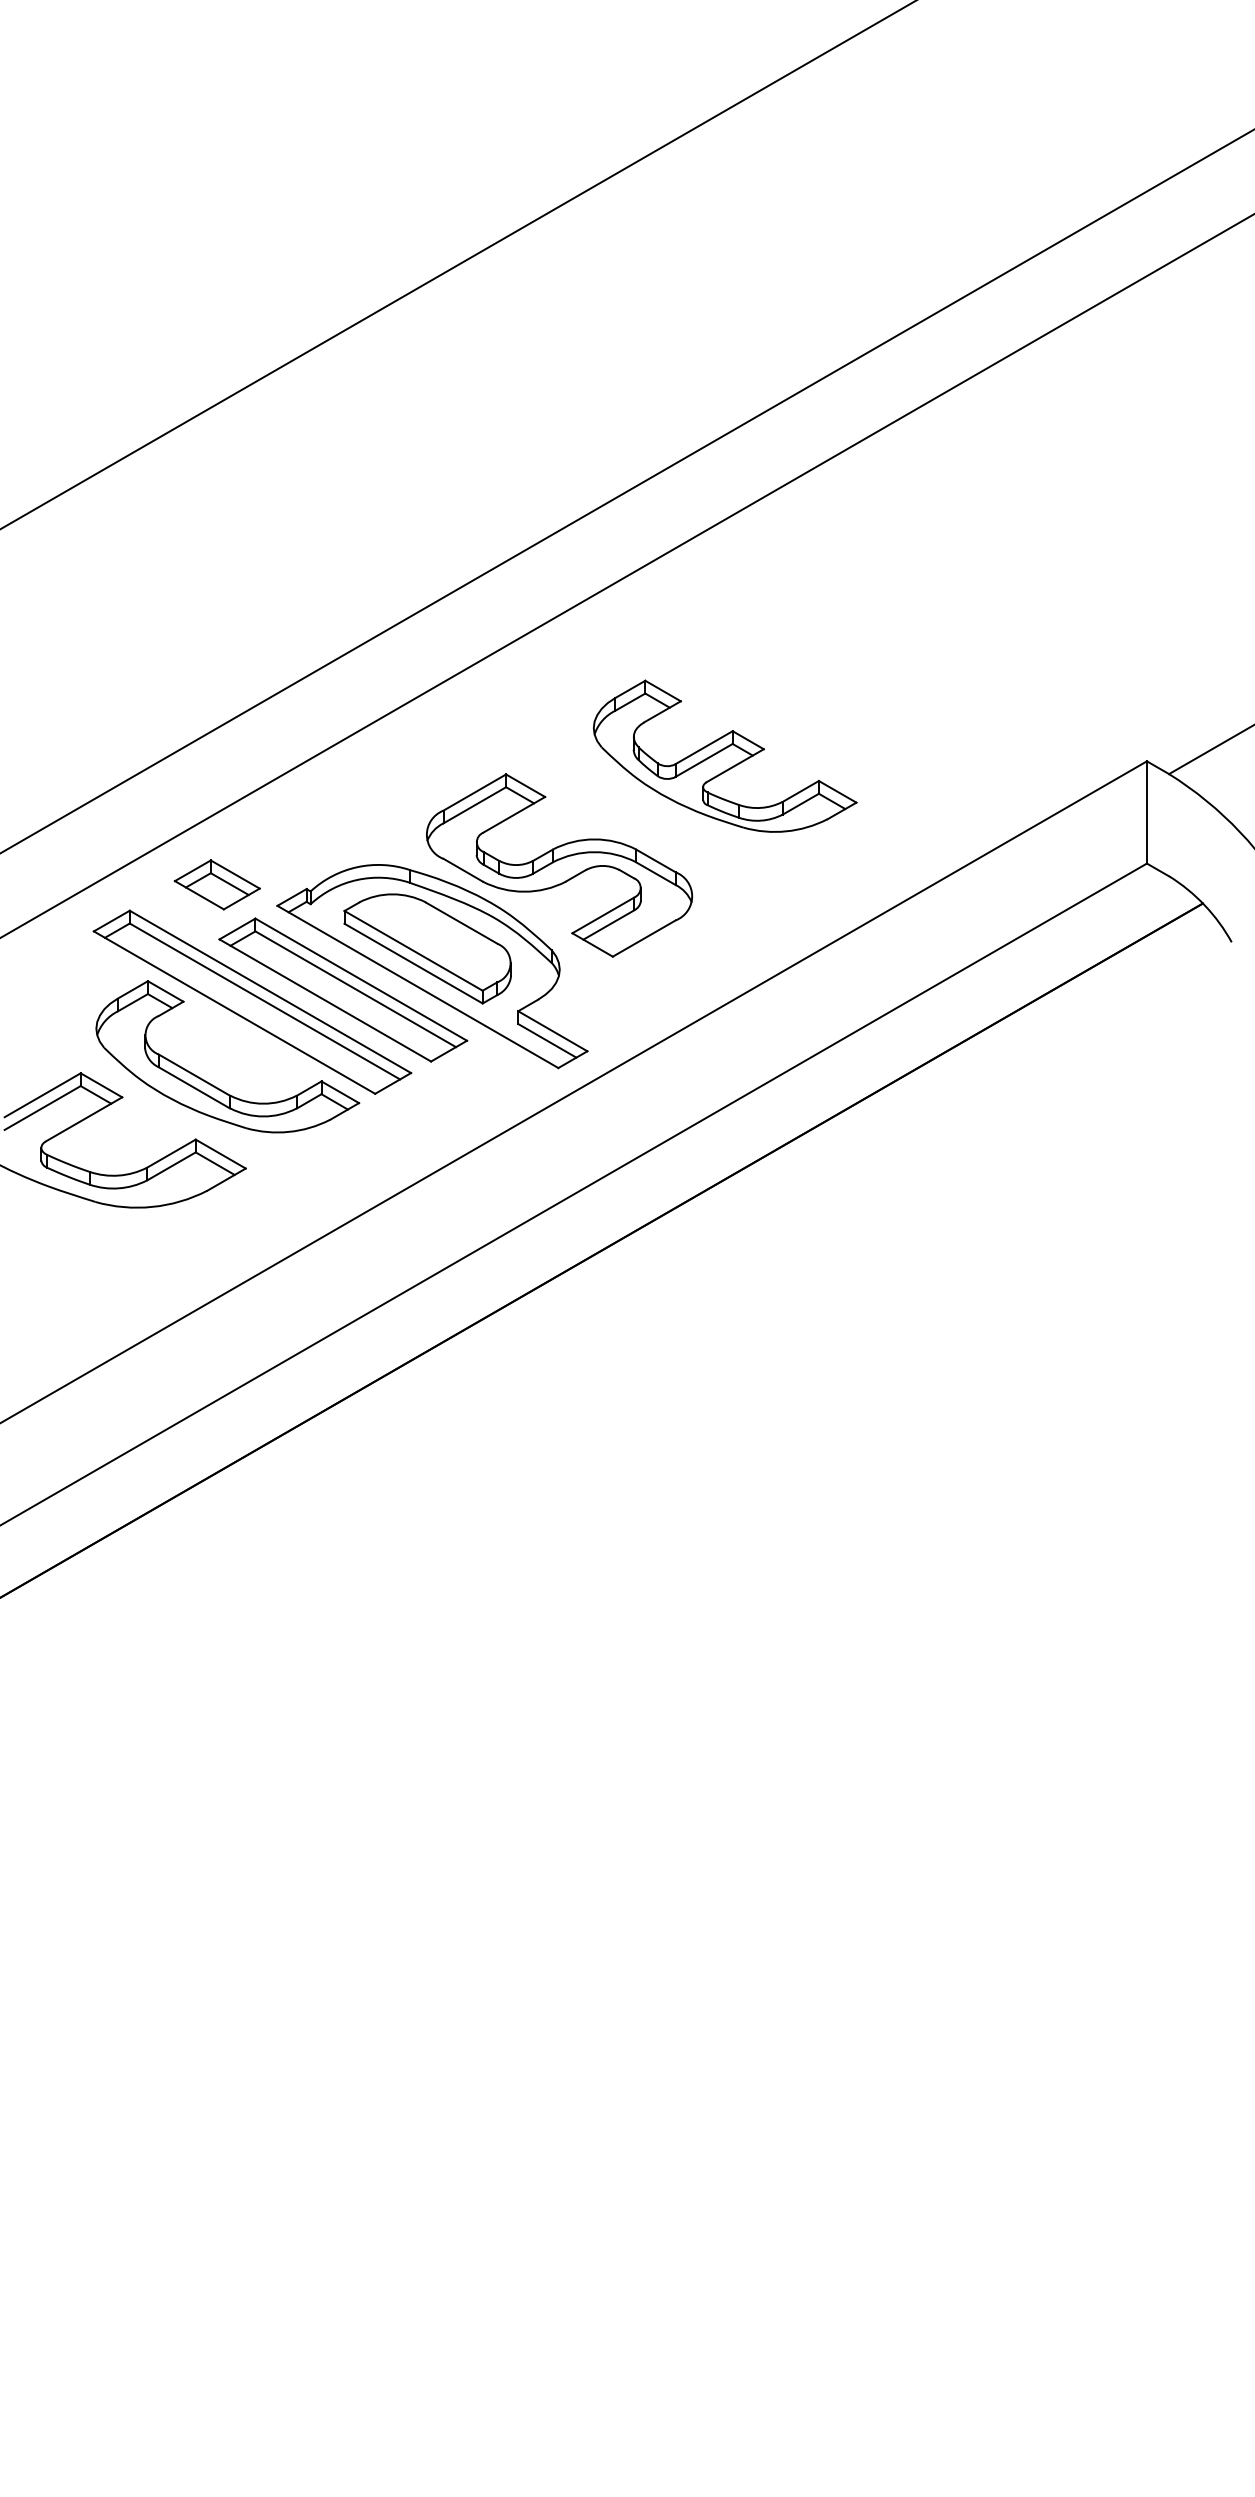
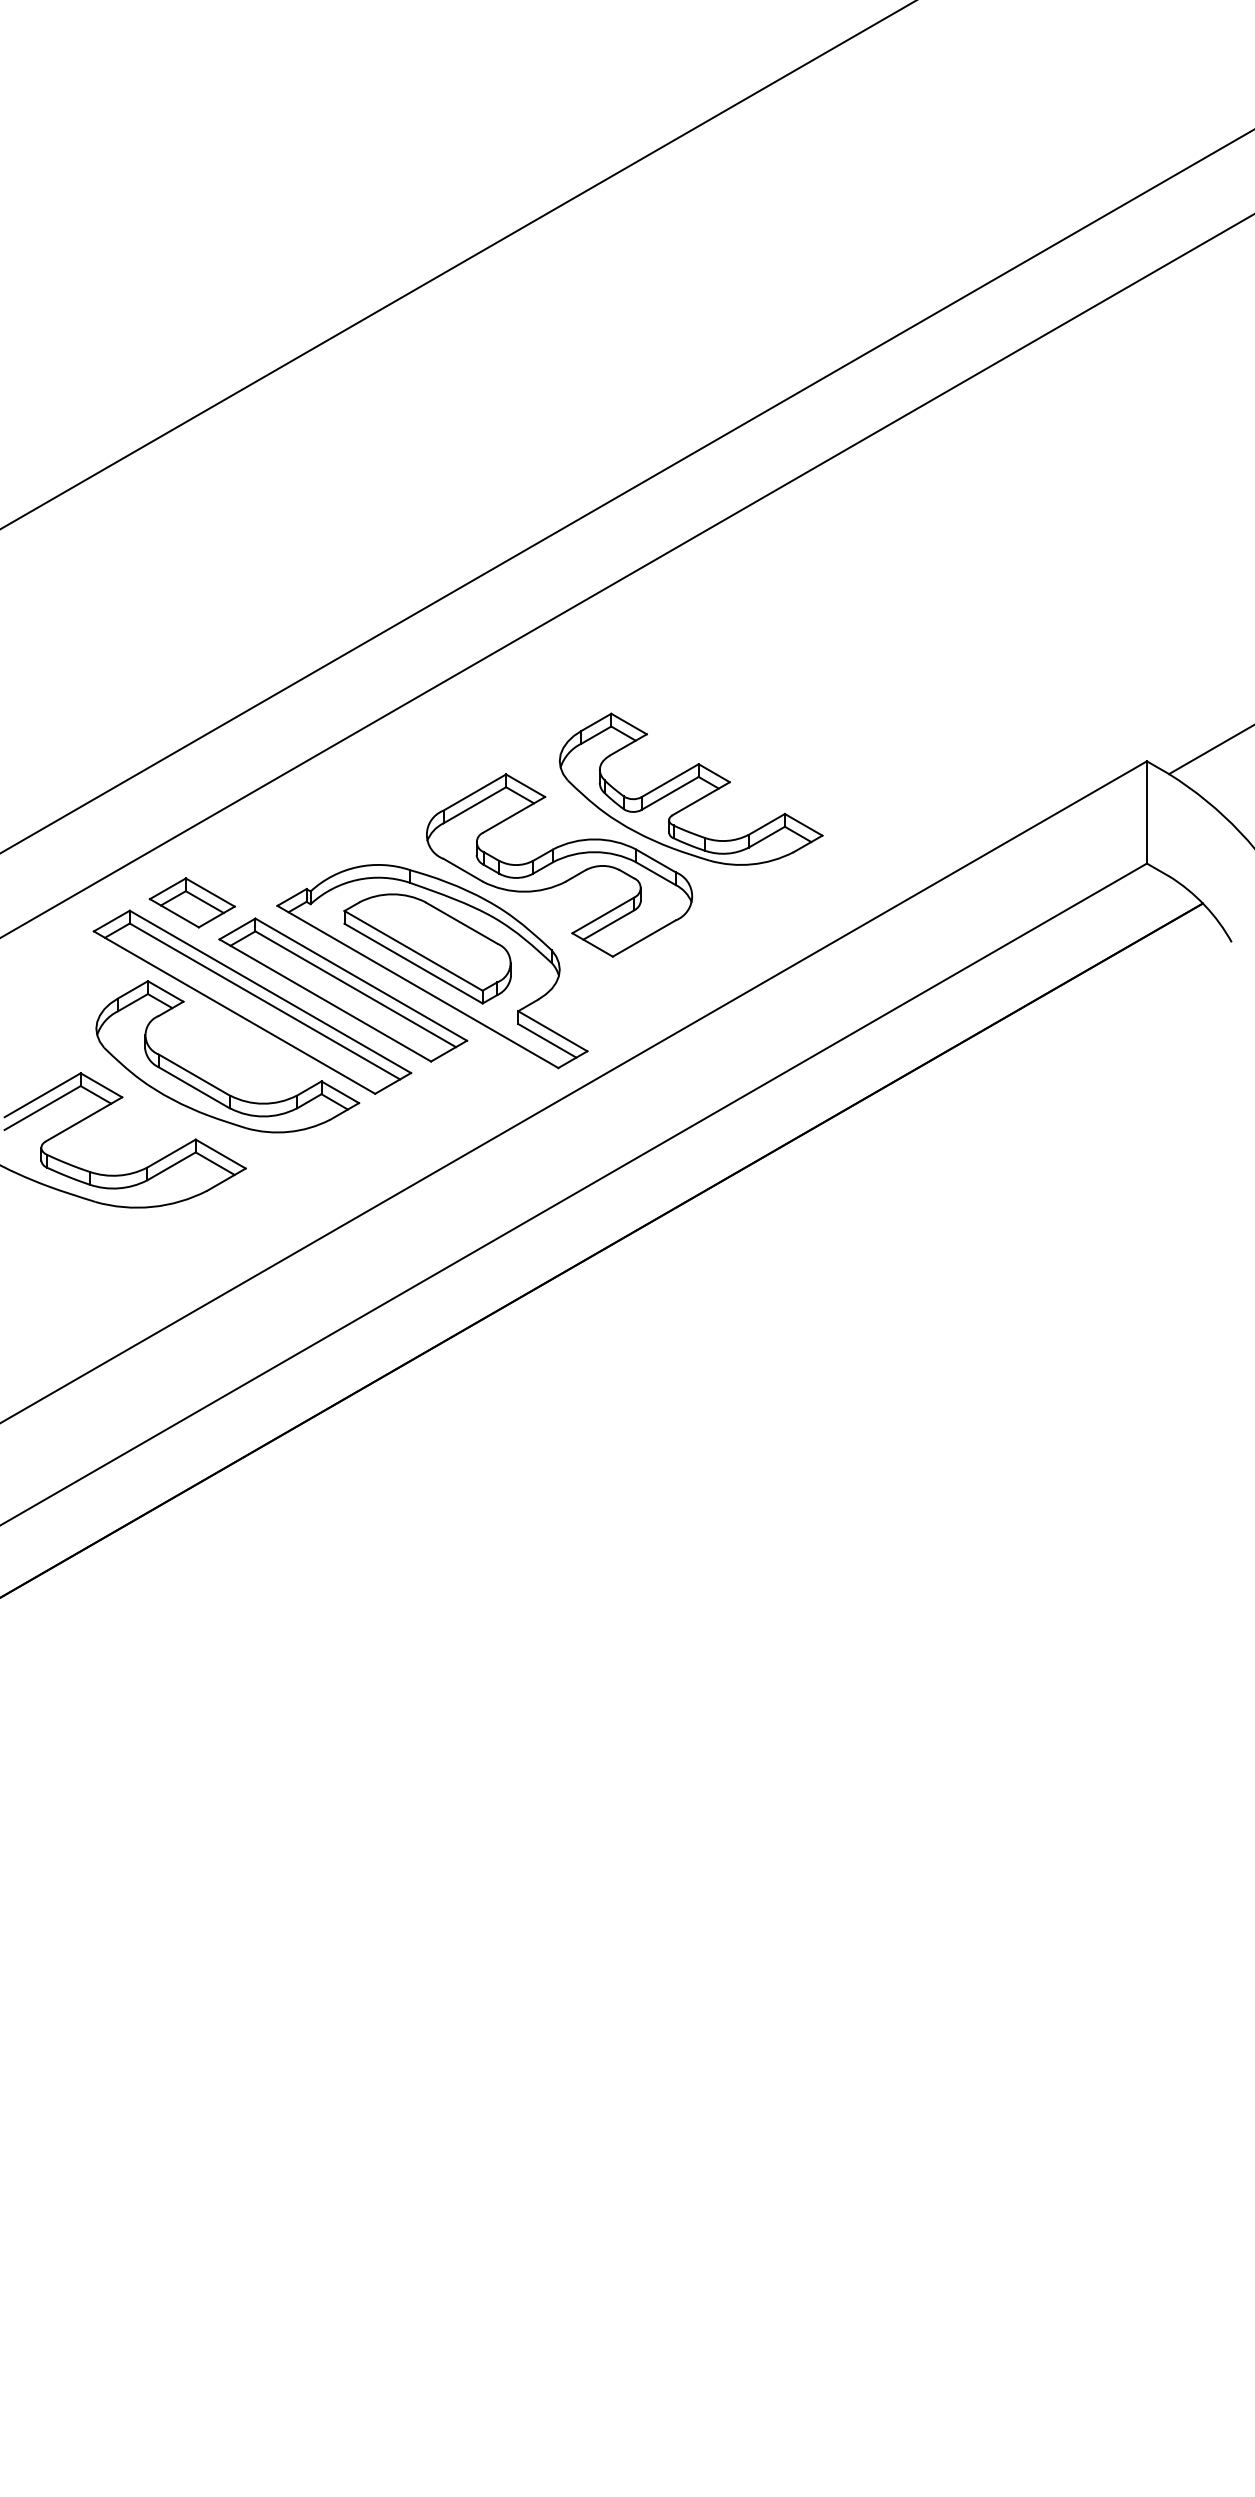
part position: (724, 755) -> (690, 788) (690, 788)
part position: (216, 884) -> (191, 902) (191, 902)
